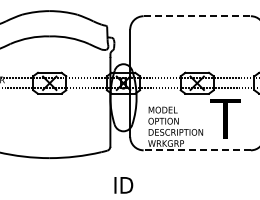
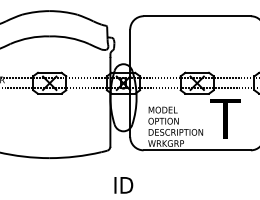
line: dashed -> solid (197, 16)
line: dashed -> solid (197, 150)
